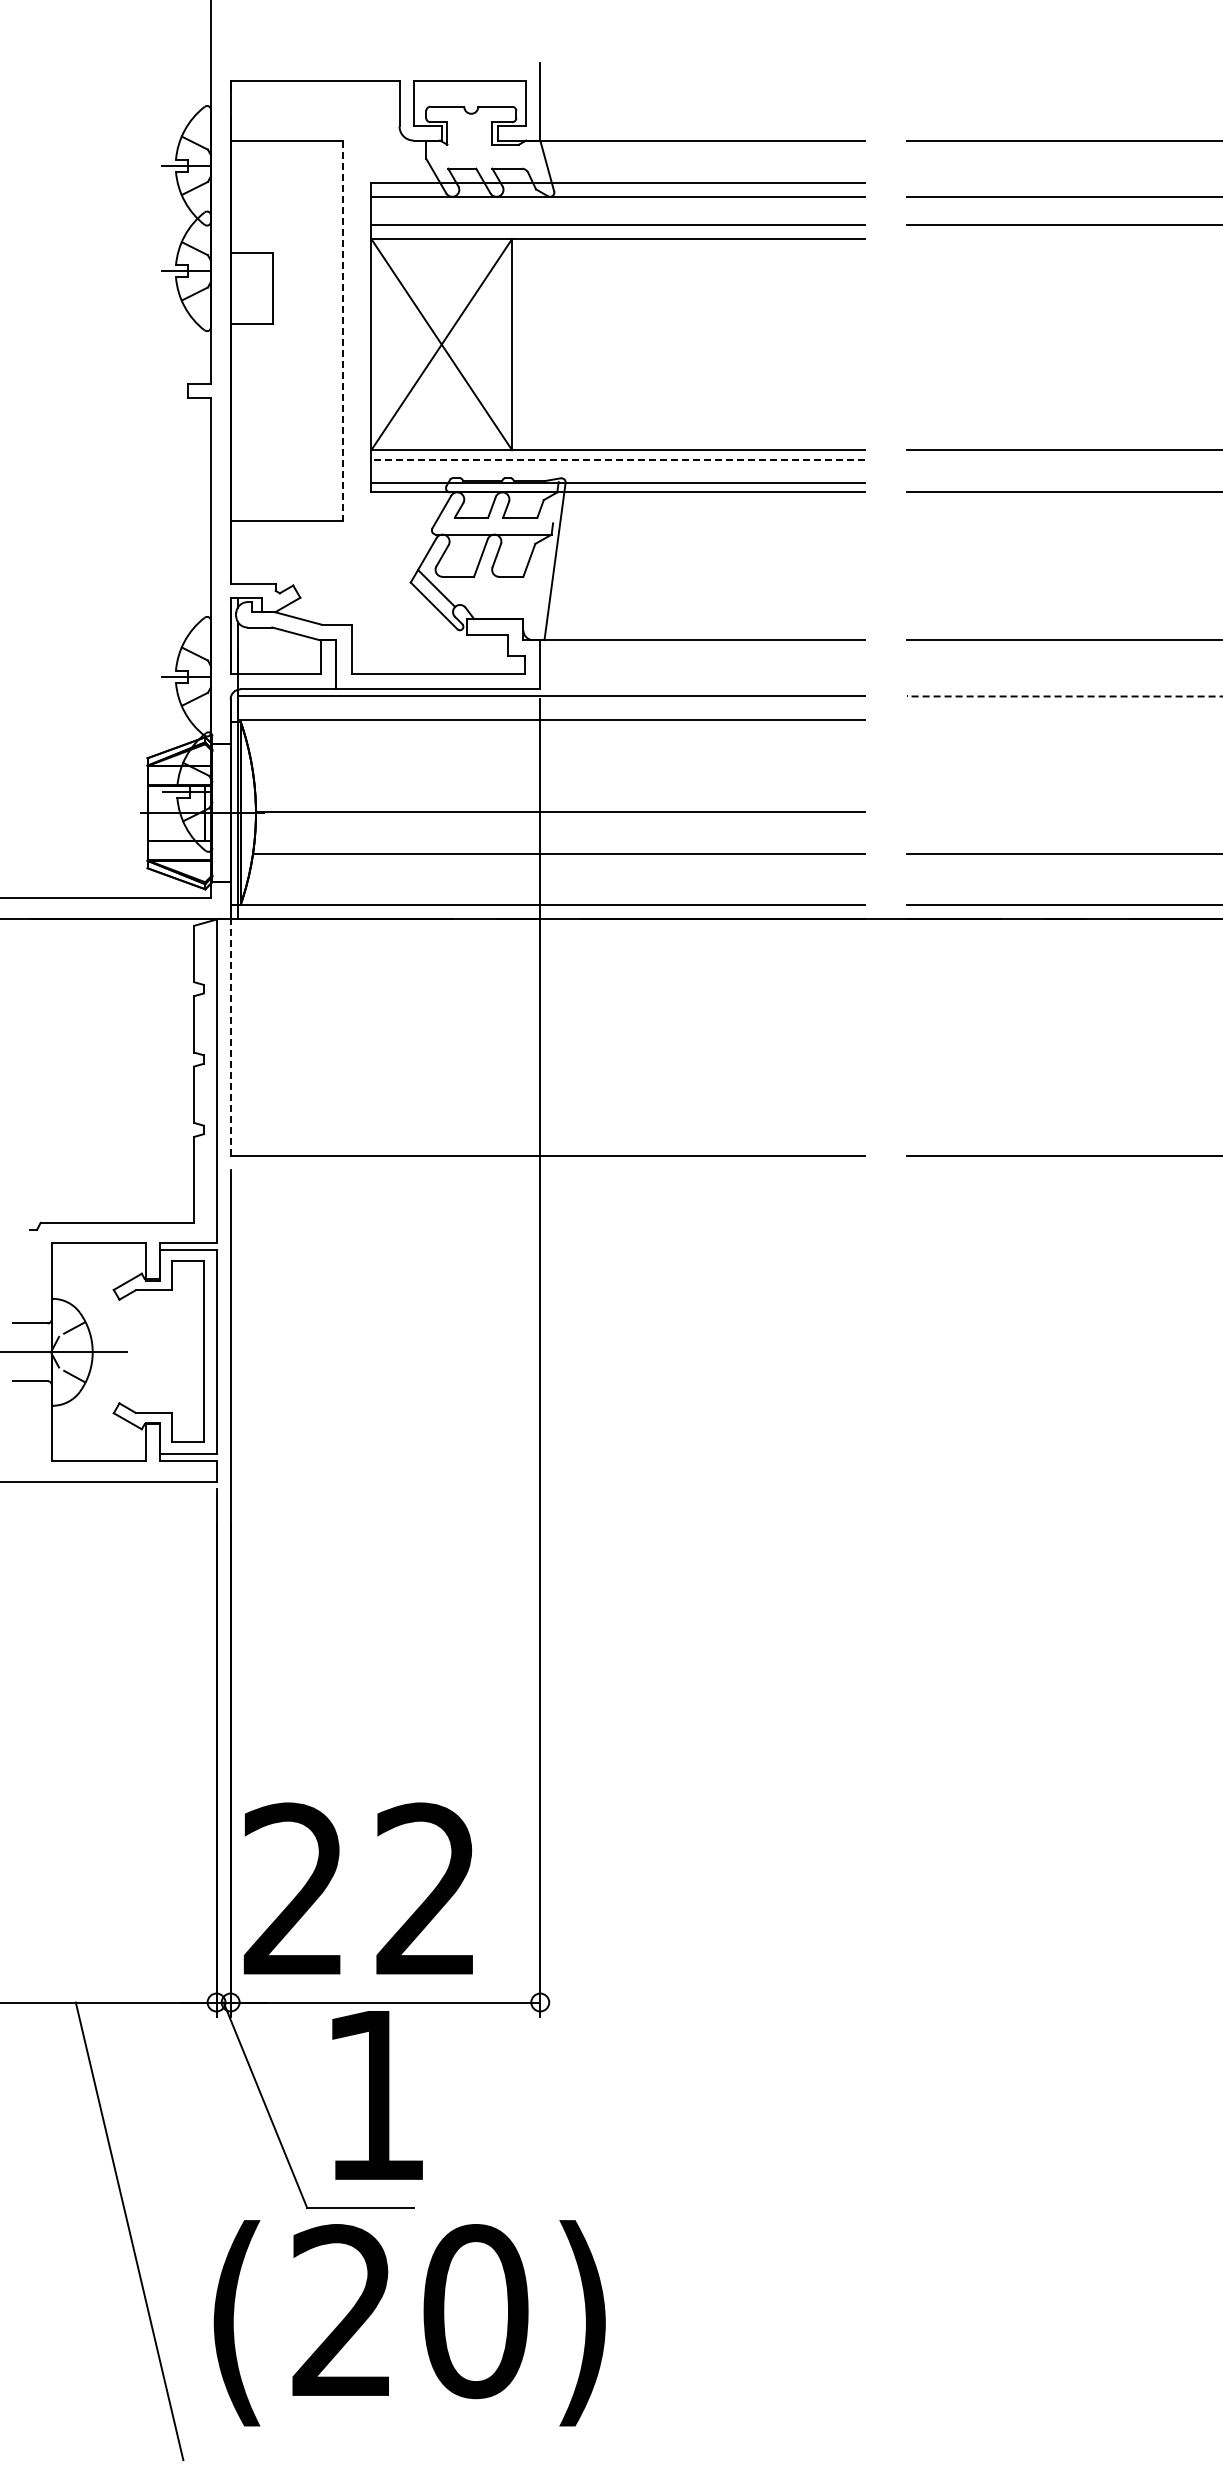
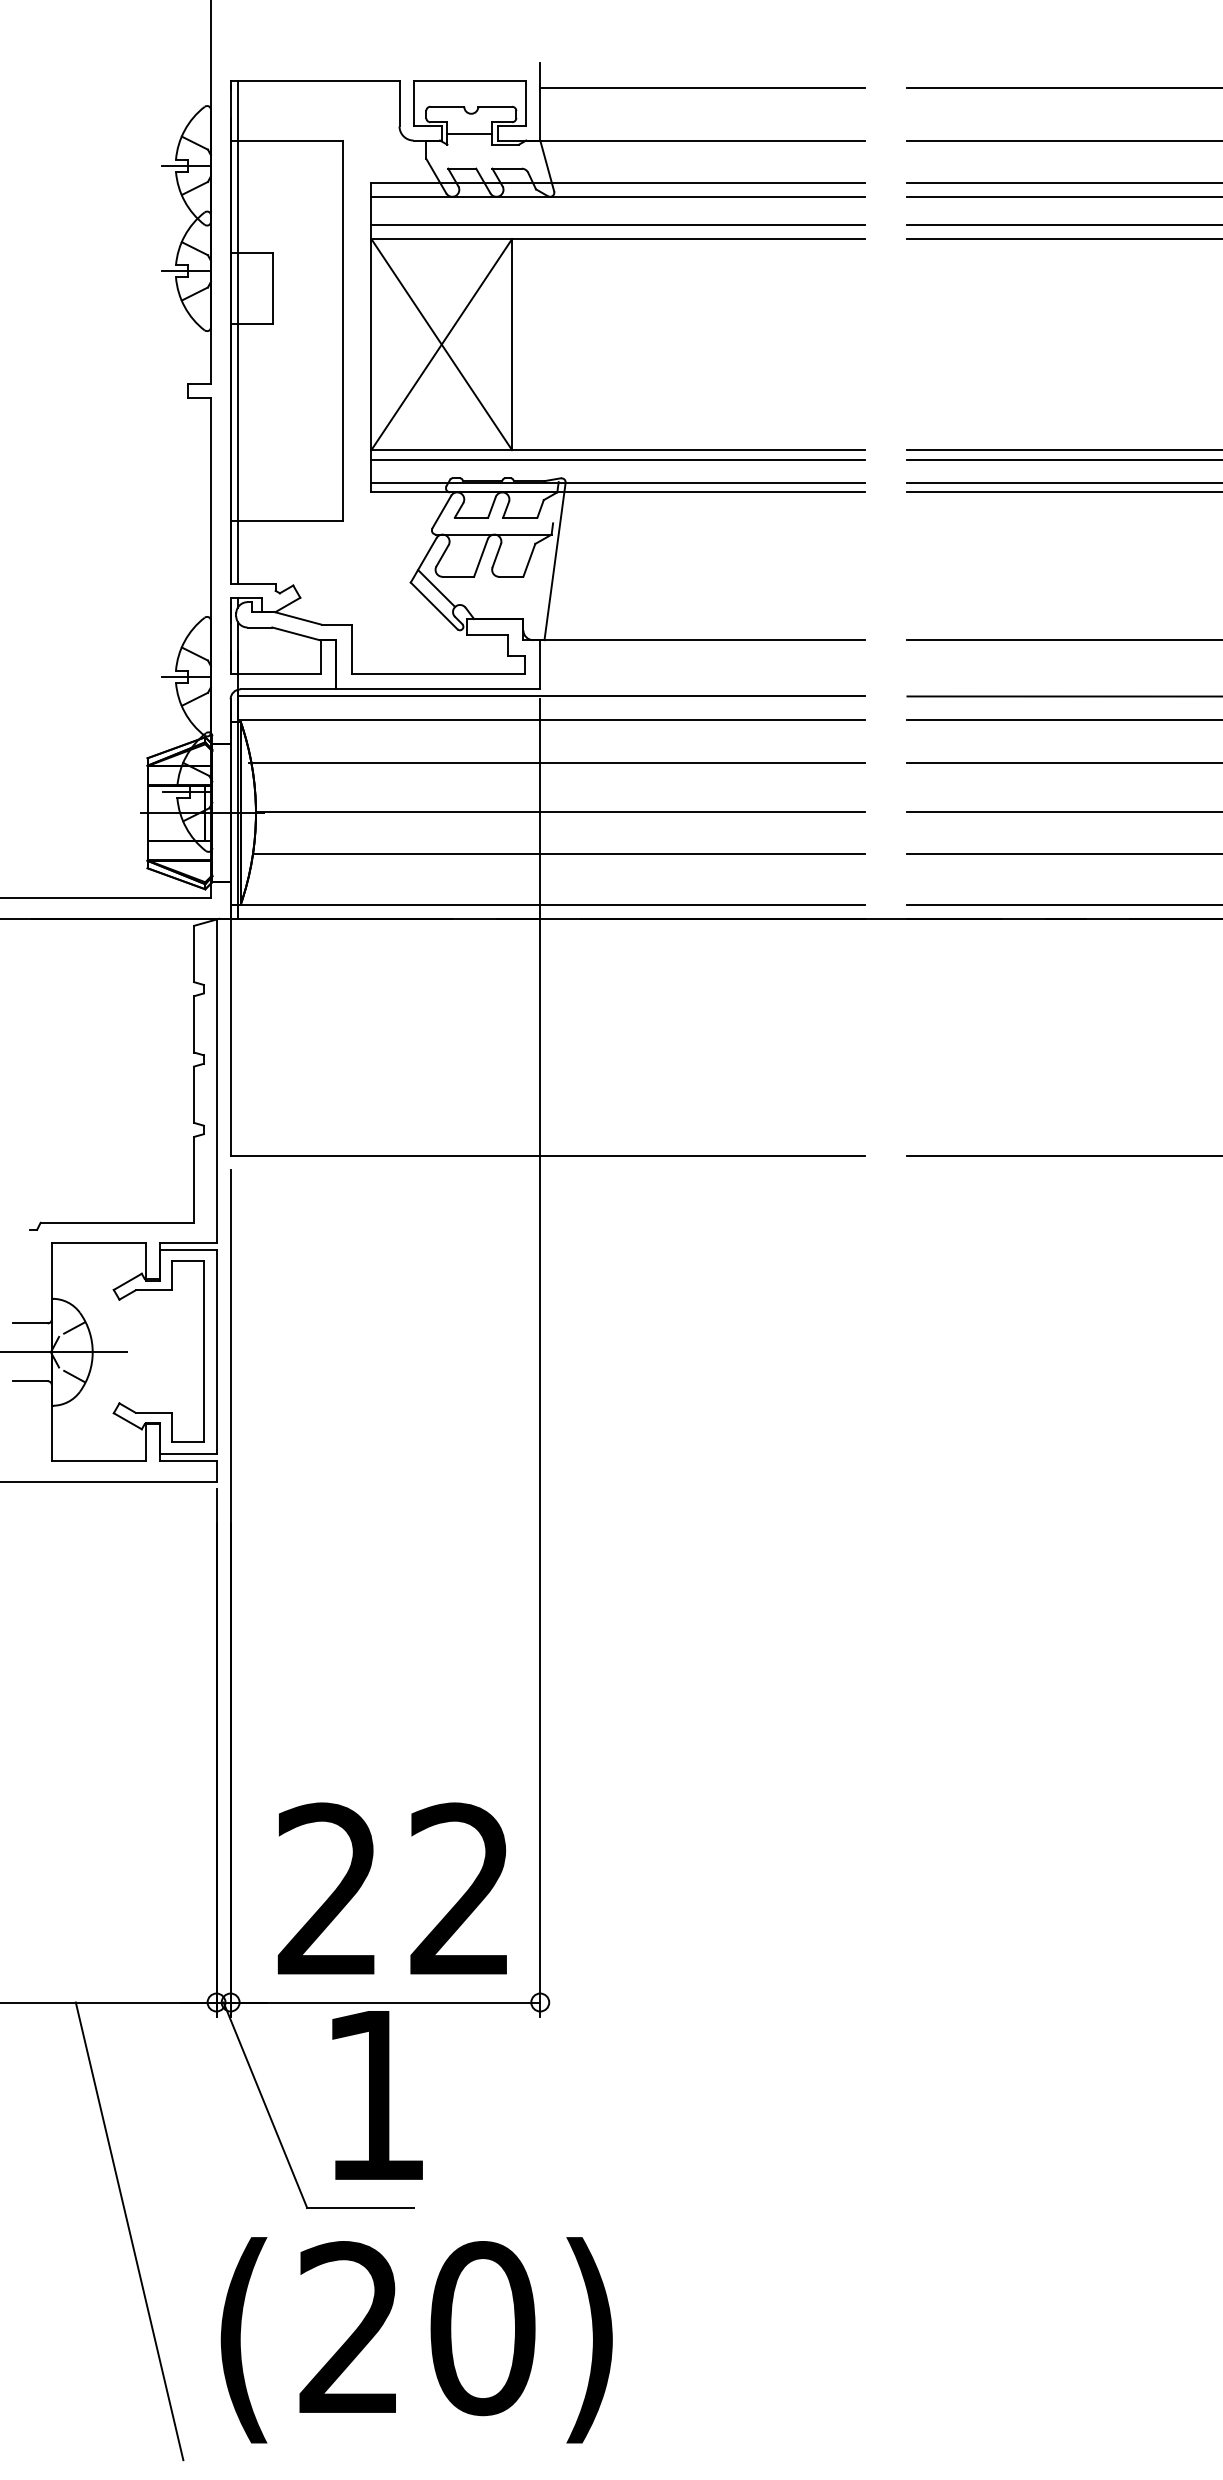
line: none -> present (702, 88)
line: none -> present (1063, 88)
line: none -> present (469, 133)
line: none -> present (1063, 182)
line: none -> present (1063, 239)
line: dashed -> solid (343, 330)
line: none -> present (237, 332)
line: dashed -> solid (618, 460)
line: none -> present (1063, 460)
line: none -> present (1063, 482)
line: dashed -> solid (1064, 696)
line: none -> present (1063, 720)
line: none -> present (556, 762)
line: none -> present (1063, 762)
line: none -> present (1063, 811)
line: dashed -> solid (230, 1037)
text position: (357, 1888) -> (391, 1888) (391, 1888)
text position: (409, 2323) -> (416, 2340) (416, 2340)
